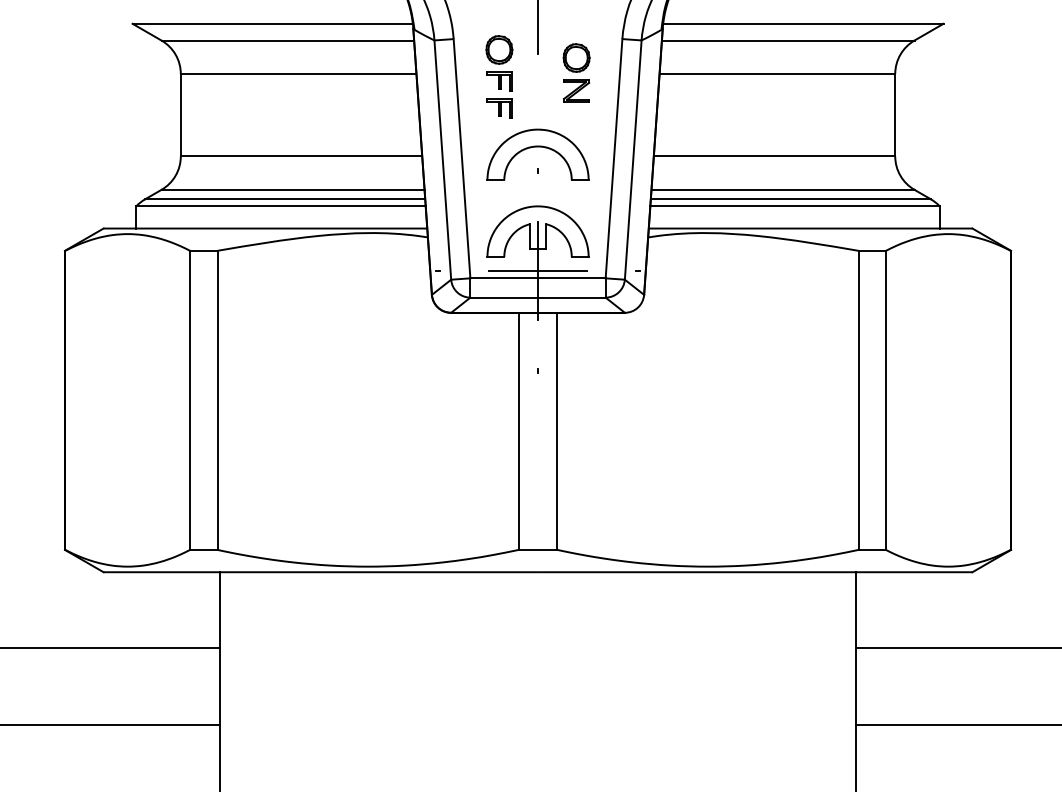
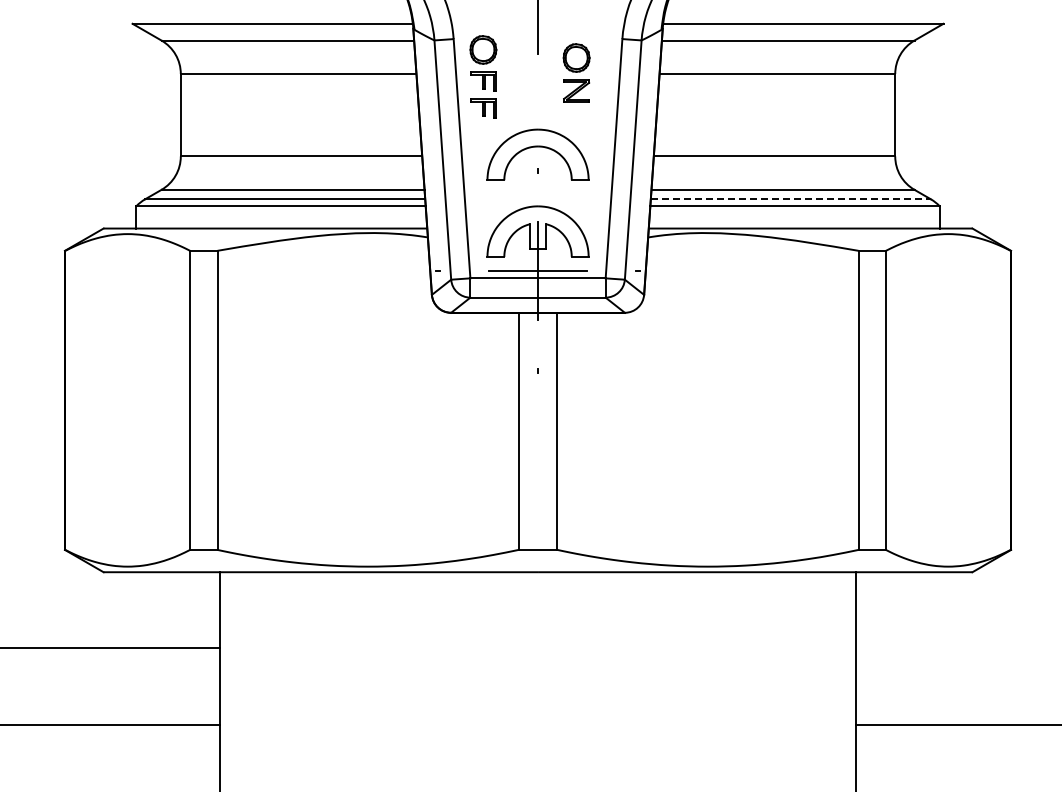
part position: (499, 76) -> (483, 76) (483, 76)
line: solid -> dashed (791, 199)
line: present -> none (956, 647)
